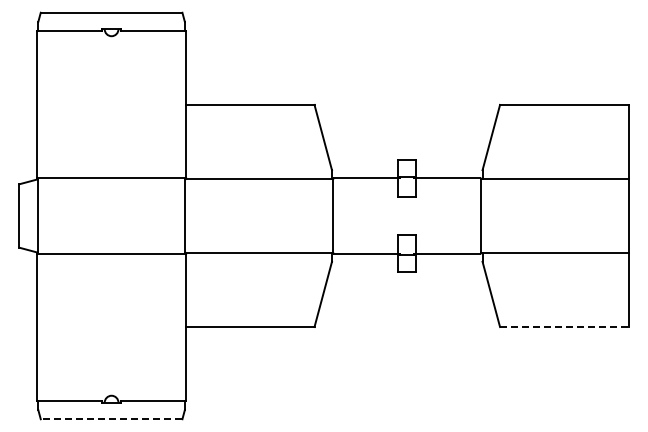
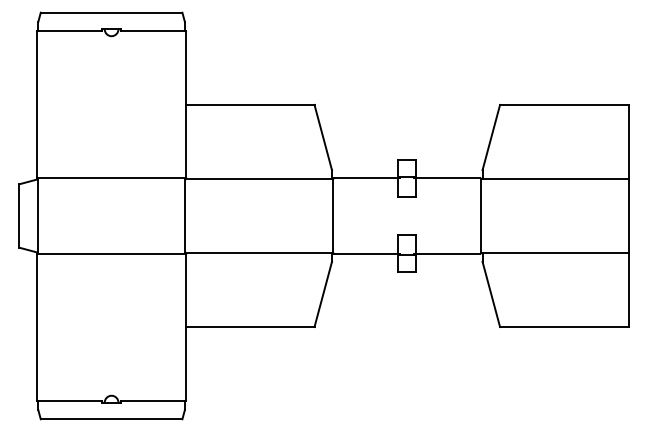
line: dashed -> solid (564, 327)
line: dashed -> solid (111, 419)
